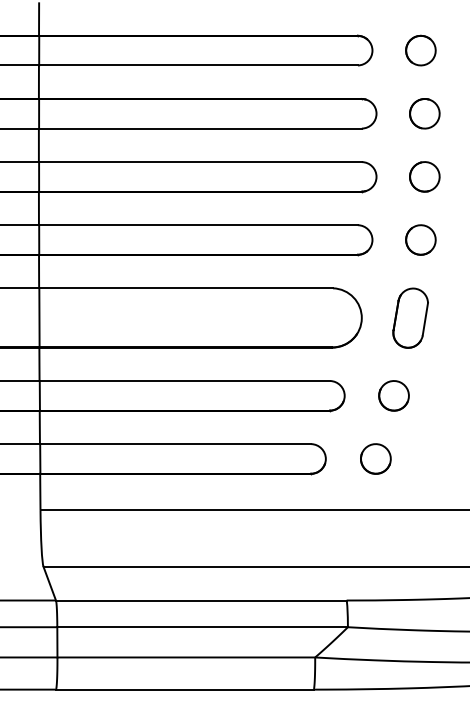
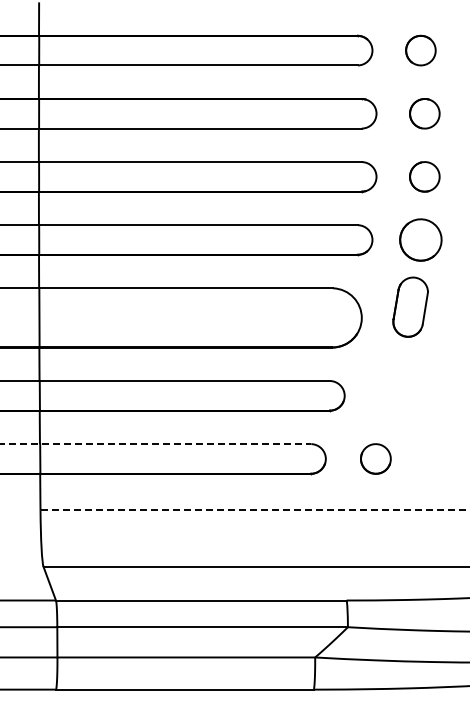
part size: 32x32 px -> 44x44 px (420, 239)
part position: (410, 317) -> (410, 306) (410, 306)
part: present -> none (393, 395)
line: solid -> dashed (156, 444)
line: solid -> dashed (254, 510)
